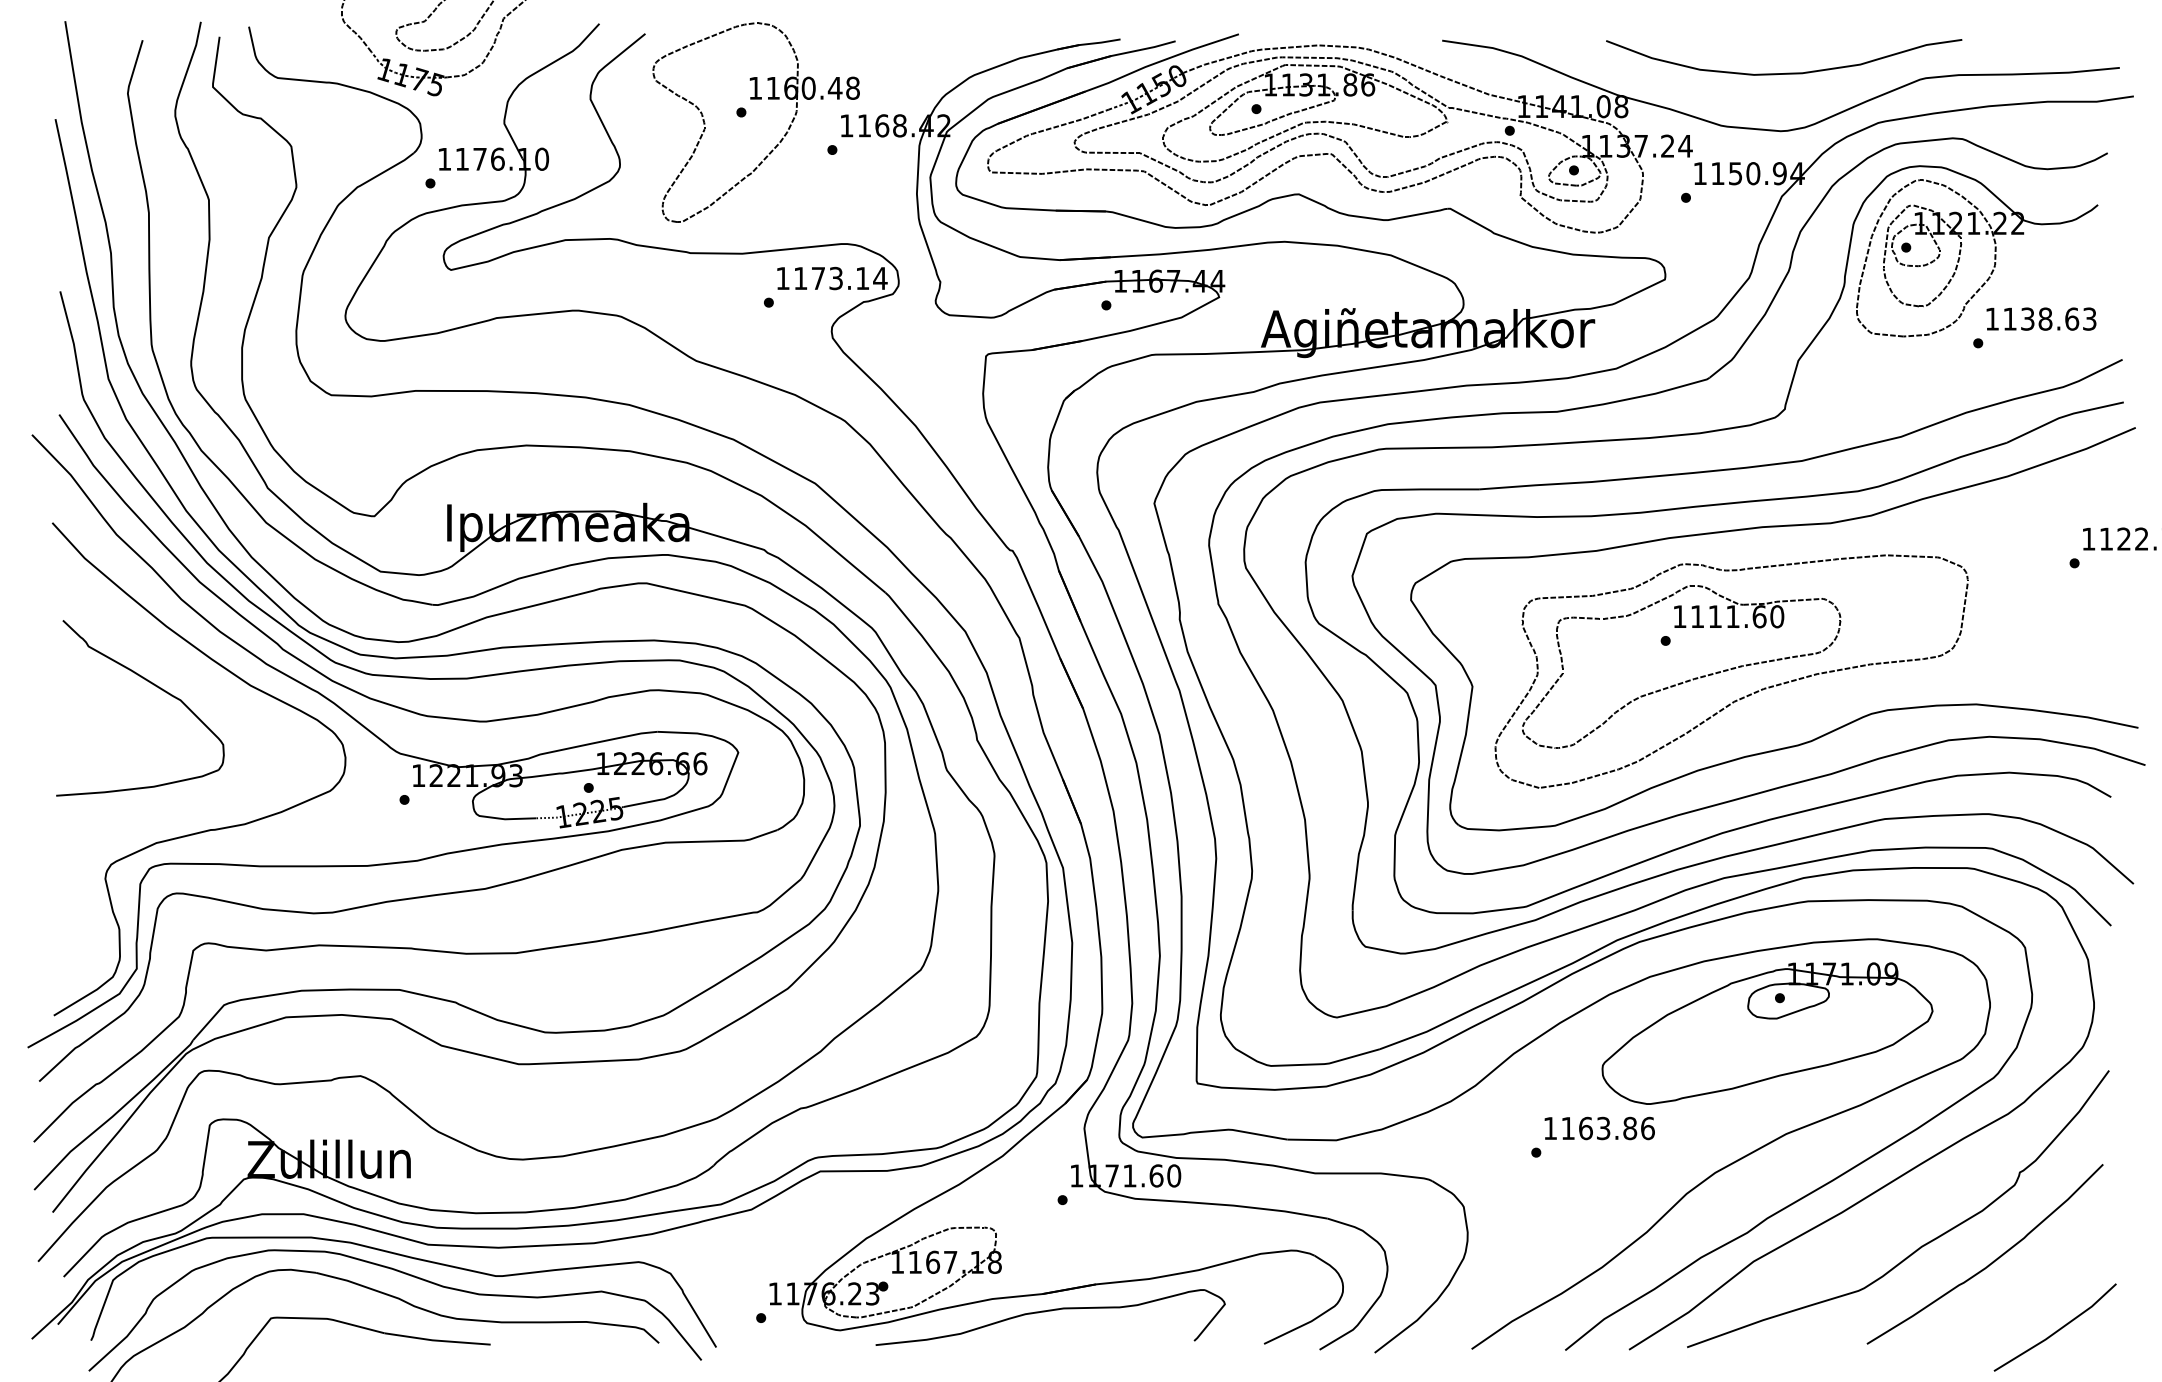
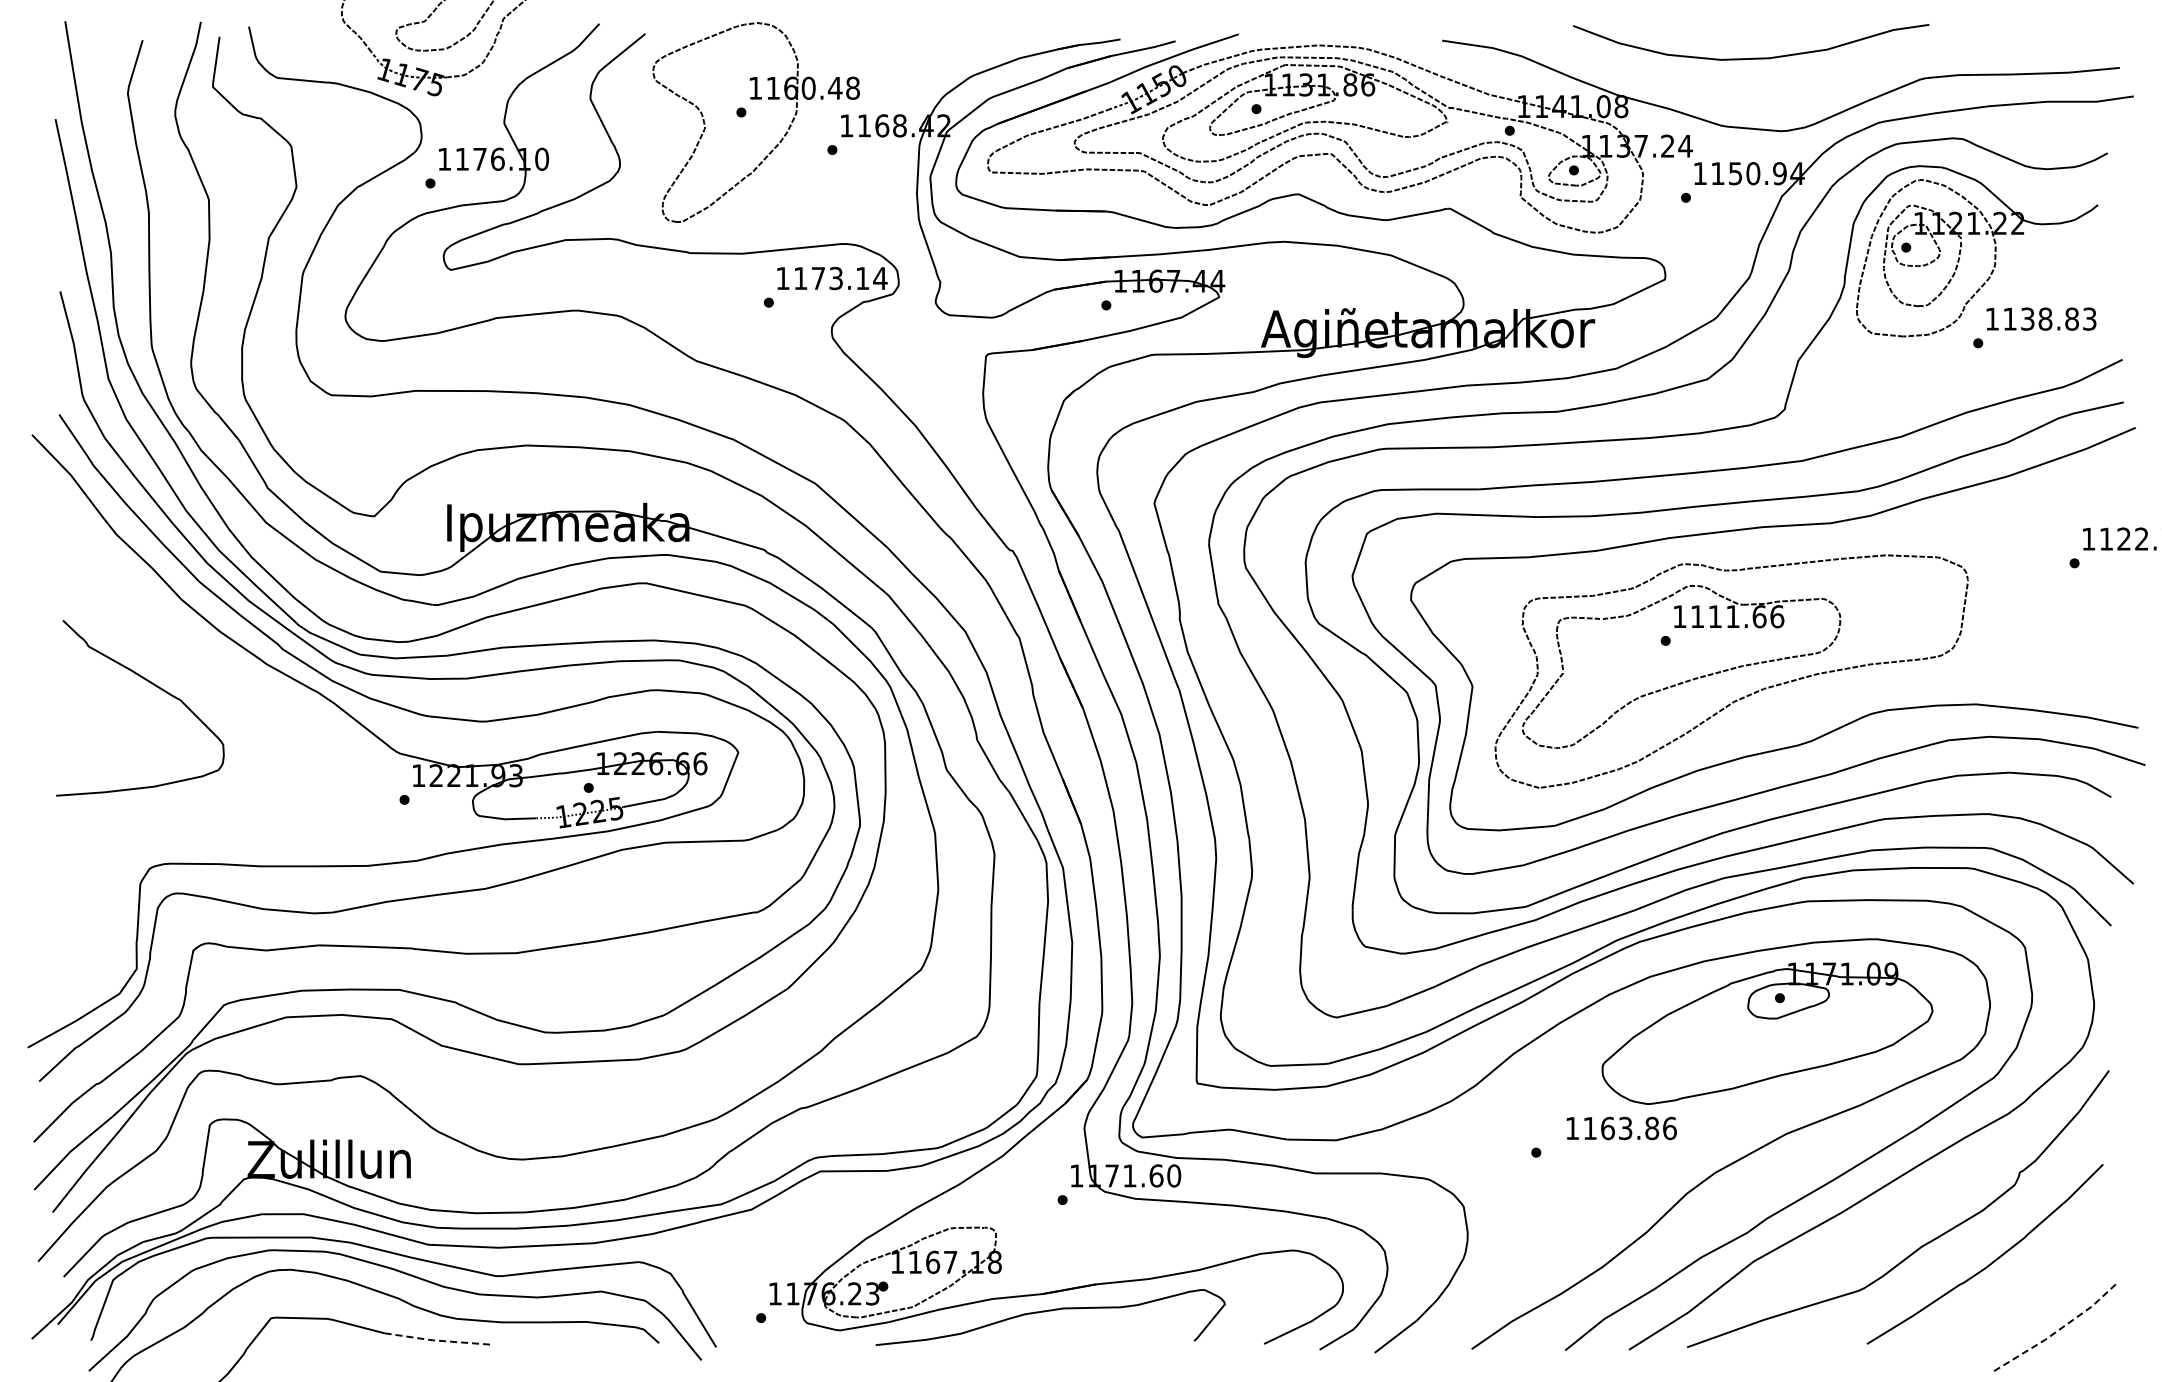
curve position: (1786, 72) -> (1753, 57) (1753, 57)
text: 1138.63 -> 1138.83 (2072, 318)
text: 1111.60 -> 1111.66 (1777, 616)
curve: present -> none (207, 829)
text position: (1599, 1128) -> (1621, 1128) (1621, 1128)
line: solid -> dashed (2057, 1330)
line: solid -> dashed (437, 1340)
